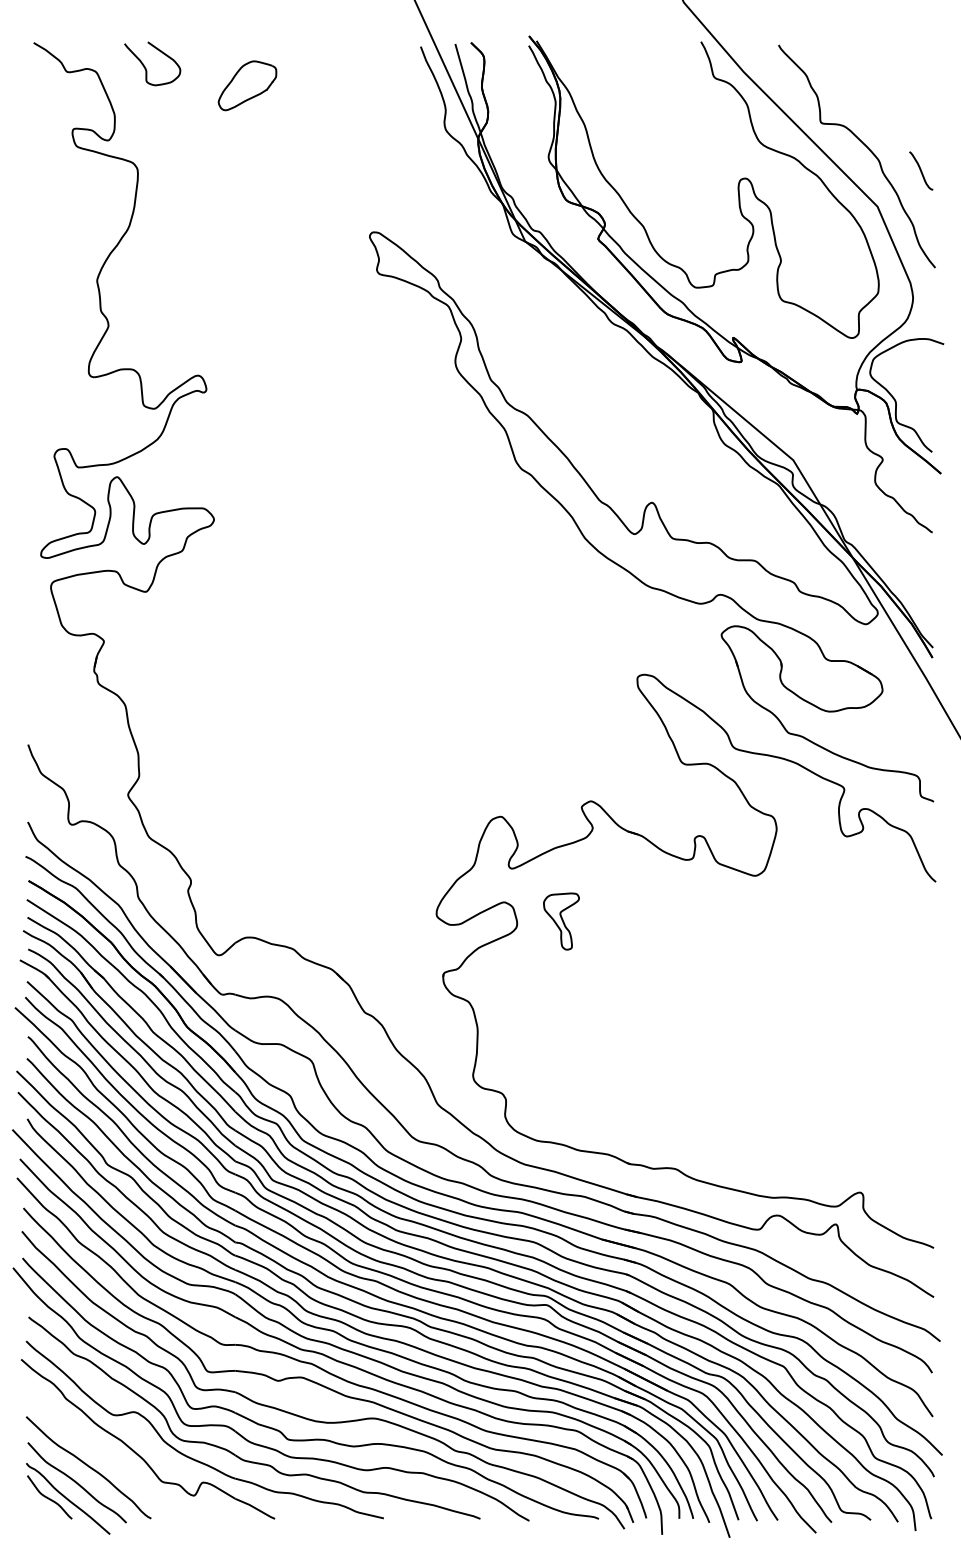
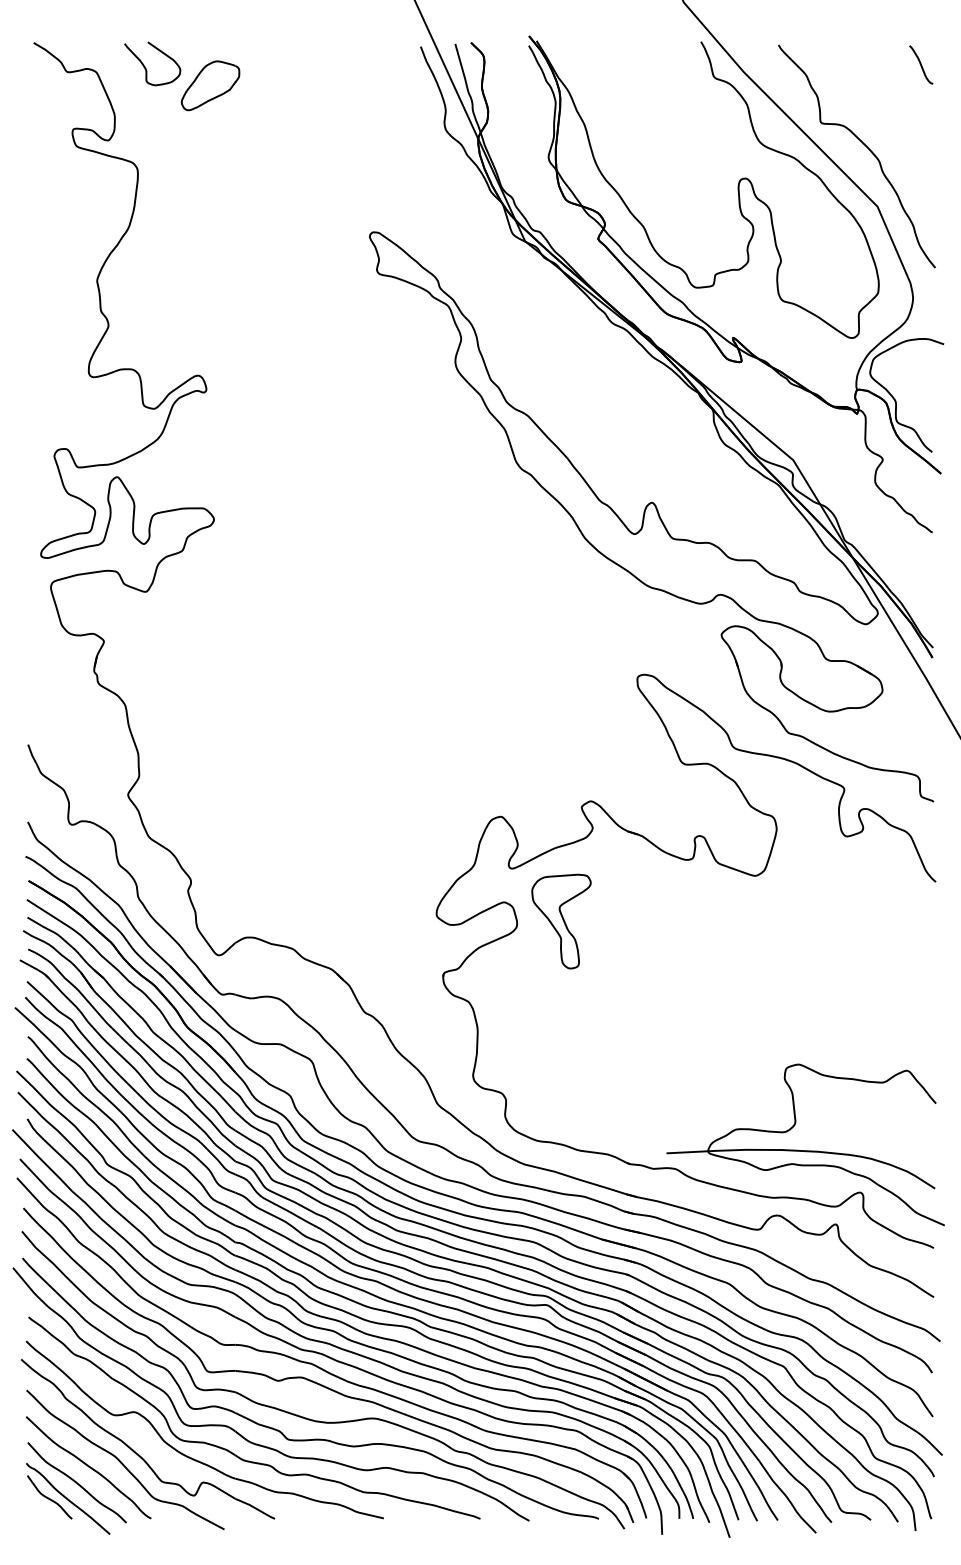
part position: (247, 85) -> (210, 85) (210, 85)
curve position: (921, 170) -> (921, 64) (921, 64)
part size: 37x59 px -> 61x97 px (561, 921)
part: none -> present (805, 1144)
curve: none -> present (122, 1462)
